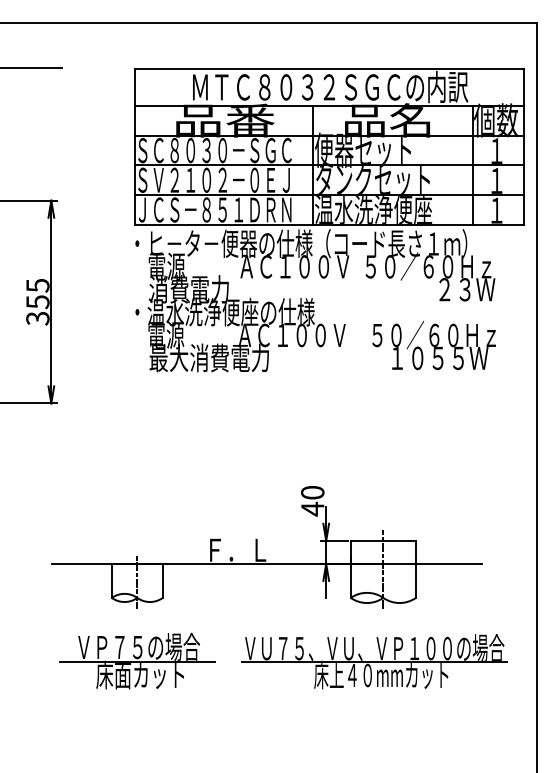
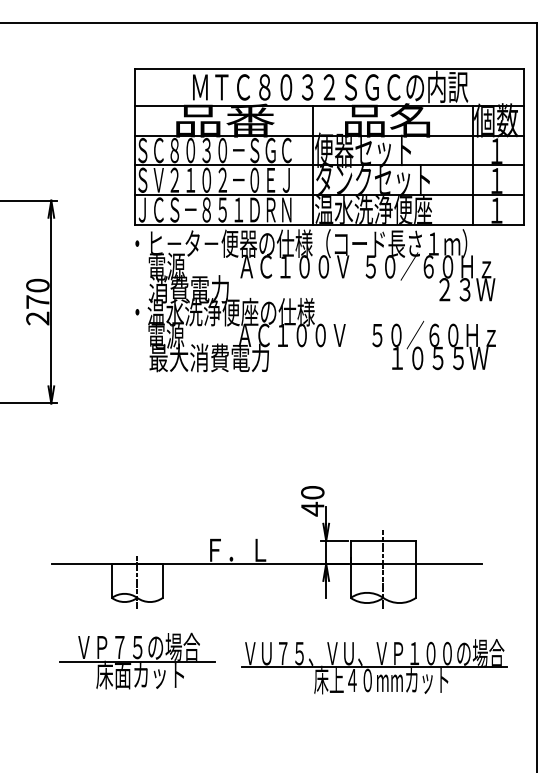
line: present -> none (32, 67)
text: 355 -> 270 (37, 301)
part position: (374, 661) -> (374, 666) (374, 666)
